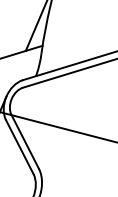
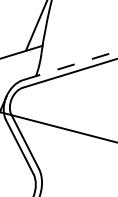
line: solid -> dashed (70, 65)
